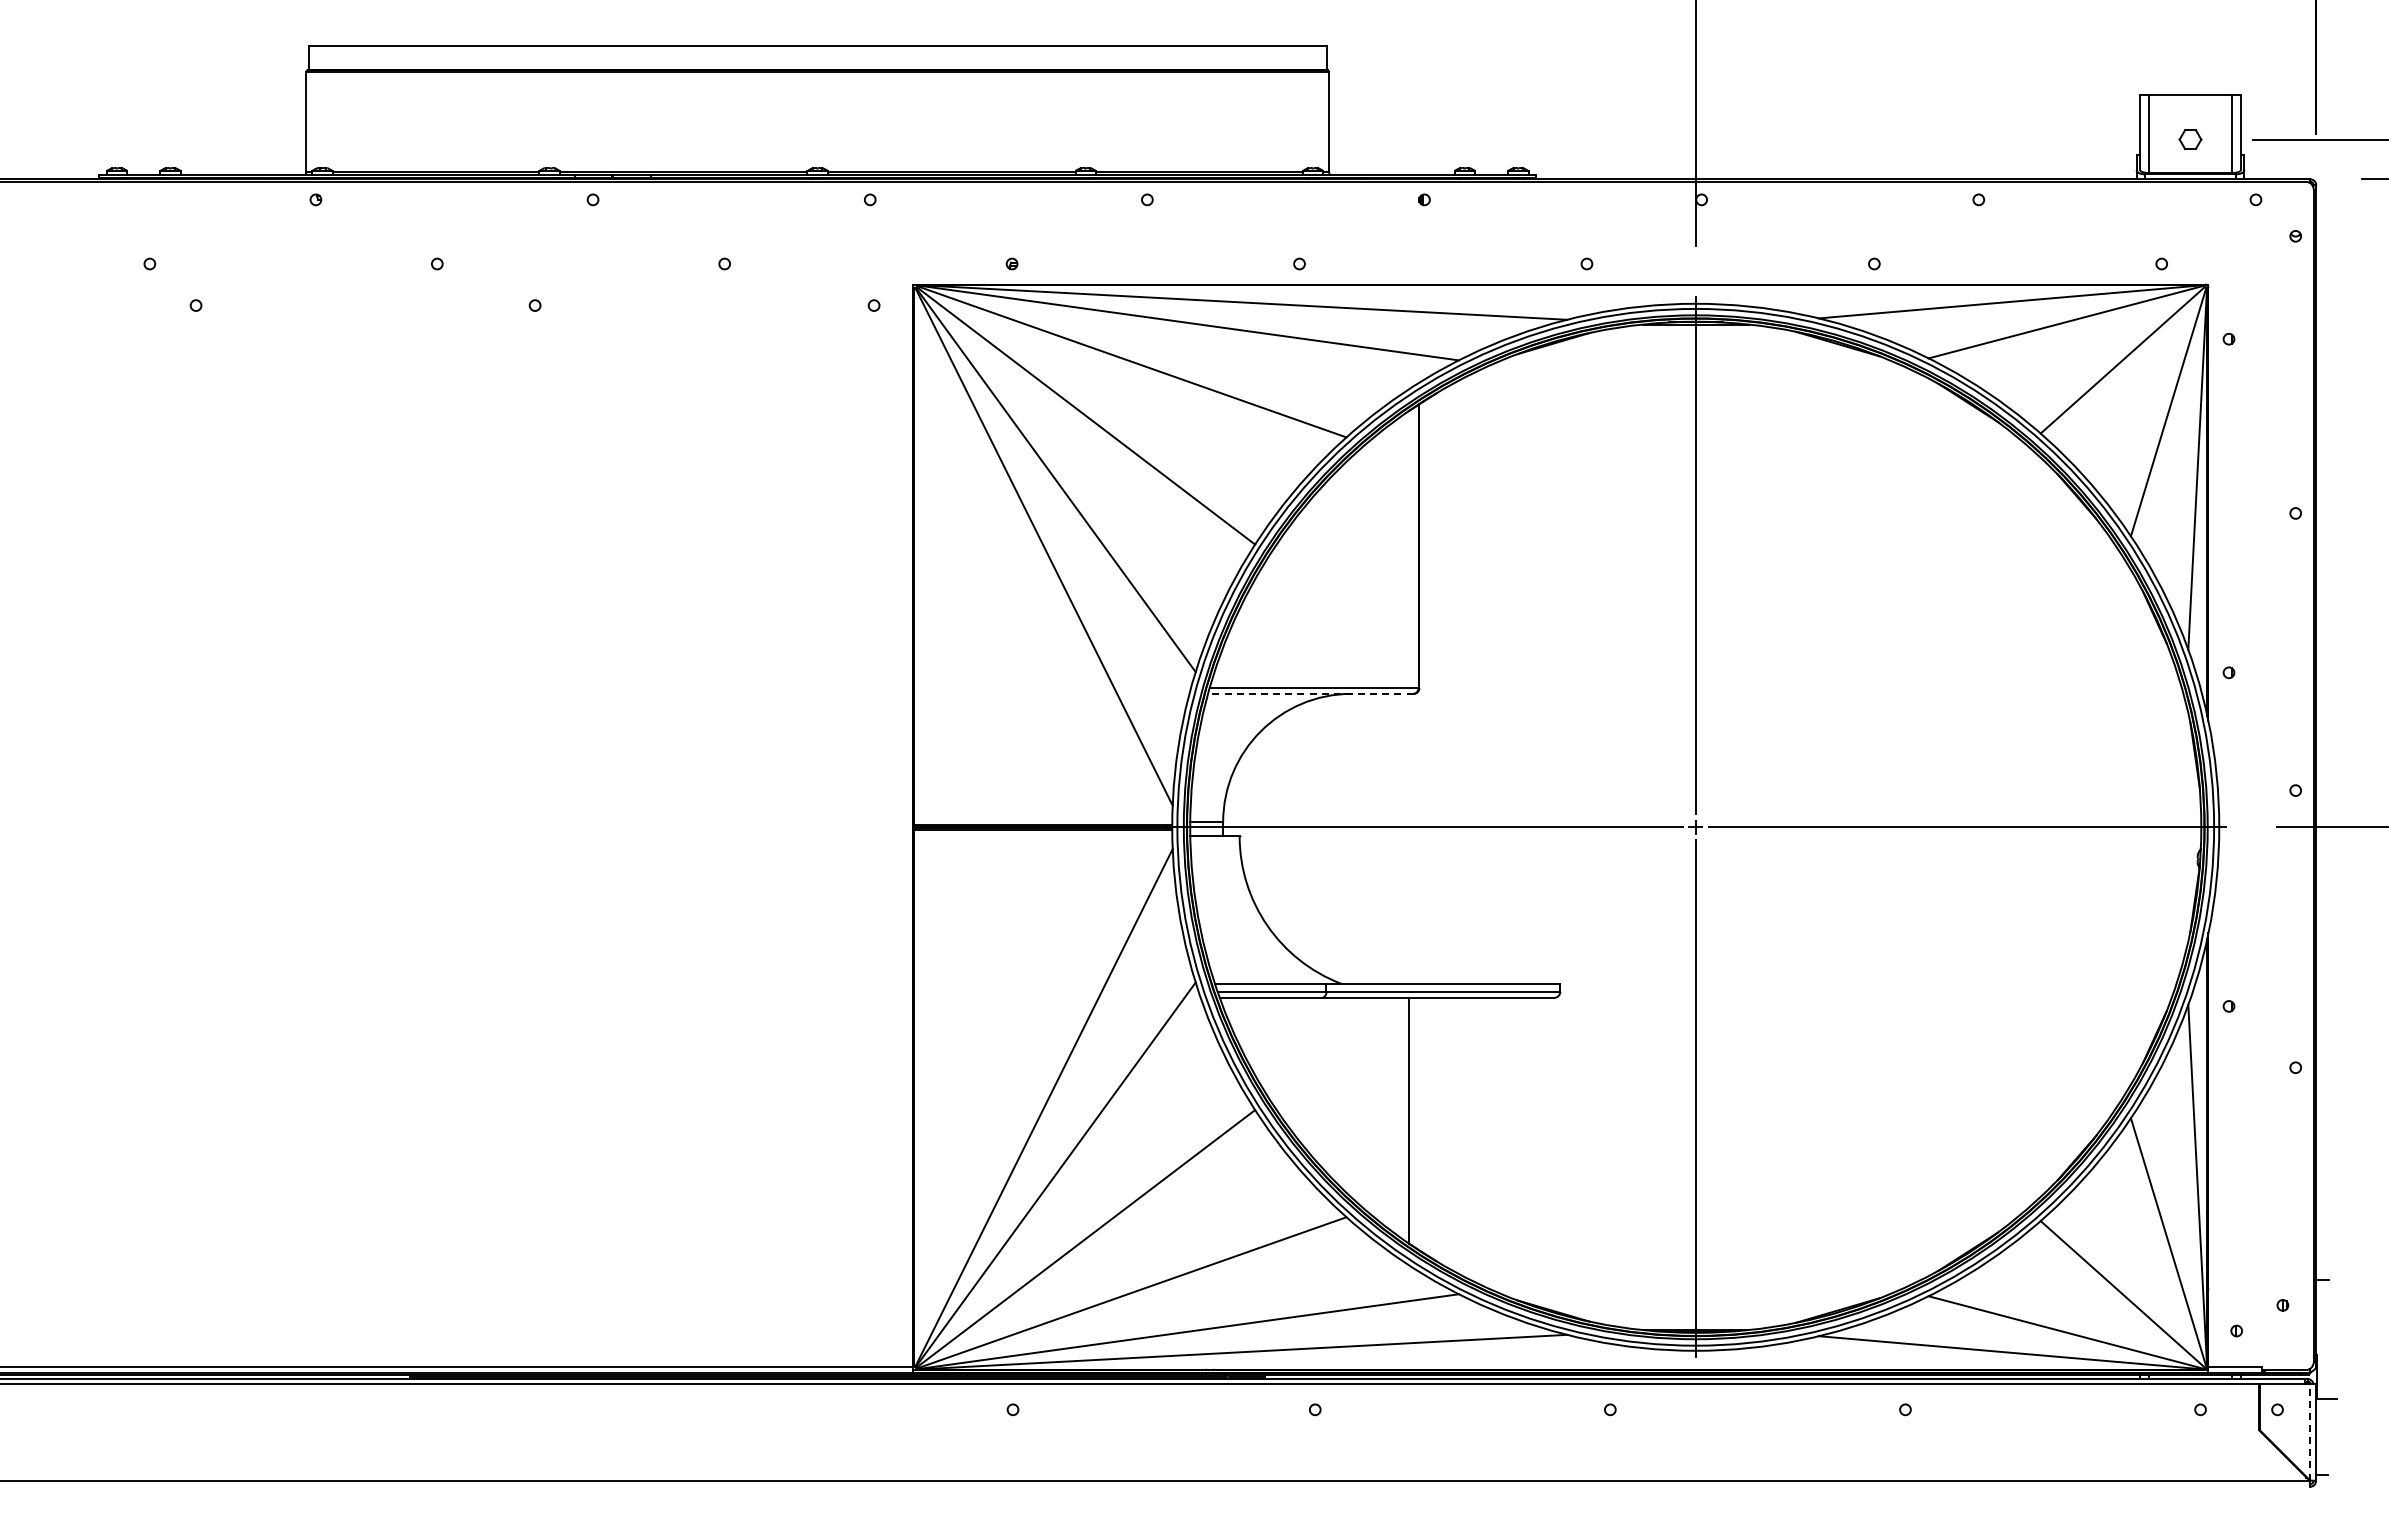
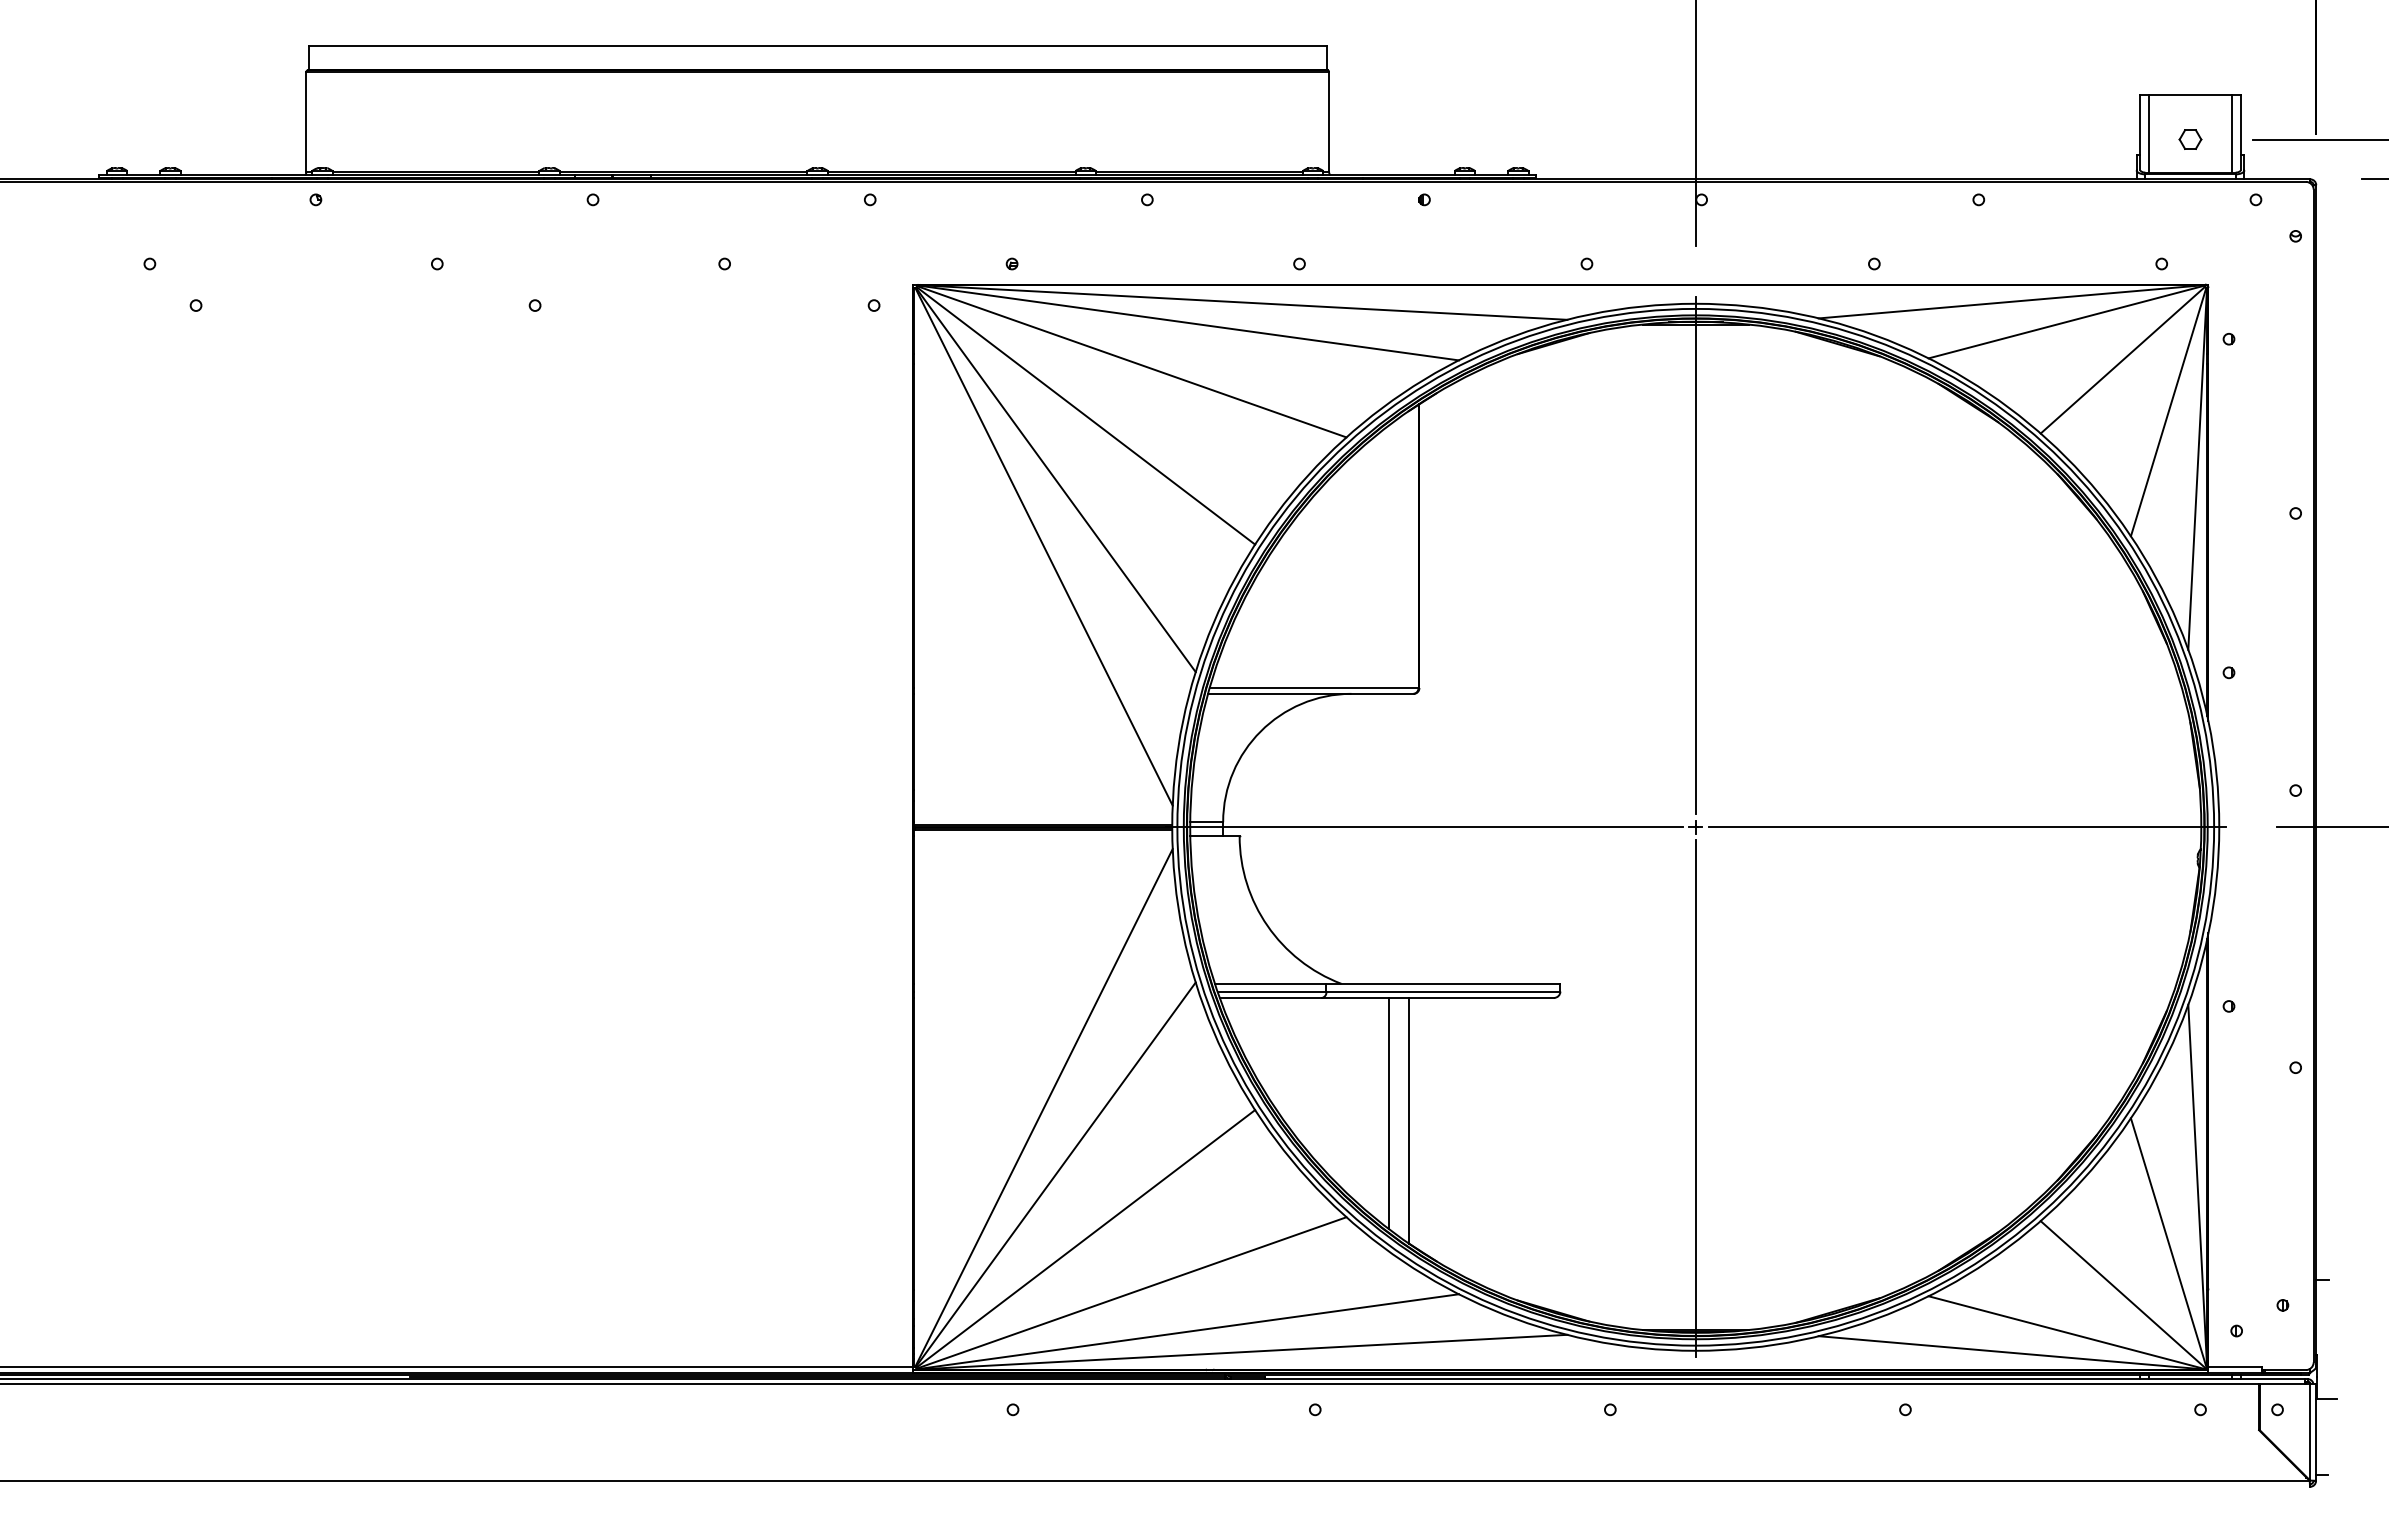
line: dashed -> solid (1310, 693)
line: none -> present (1389, 1113)
line: dashed -> solid (2310, 1431)
